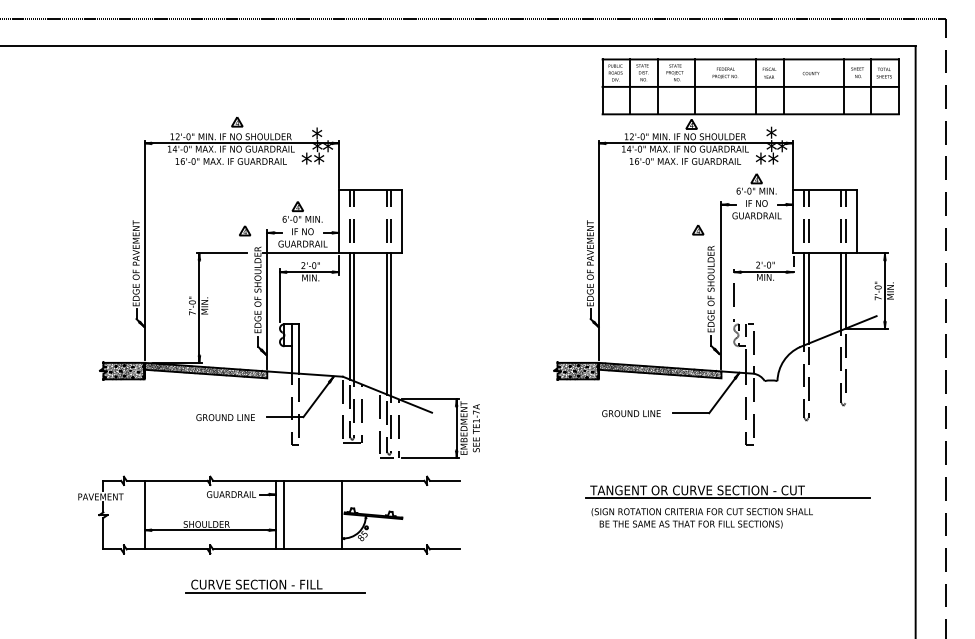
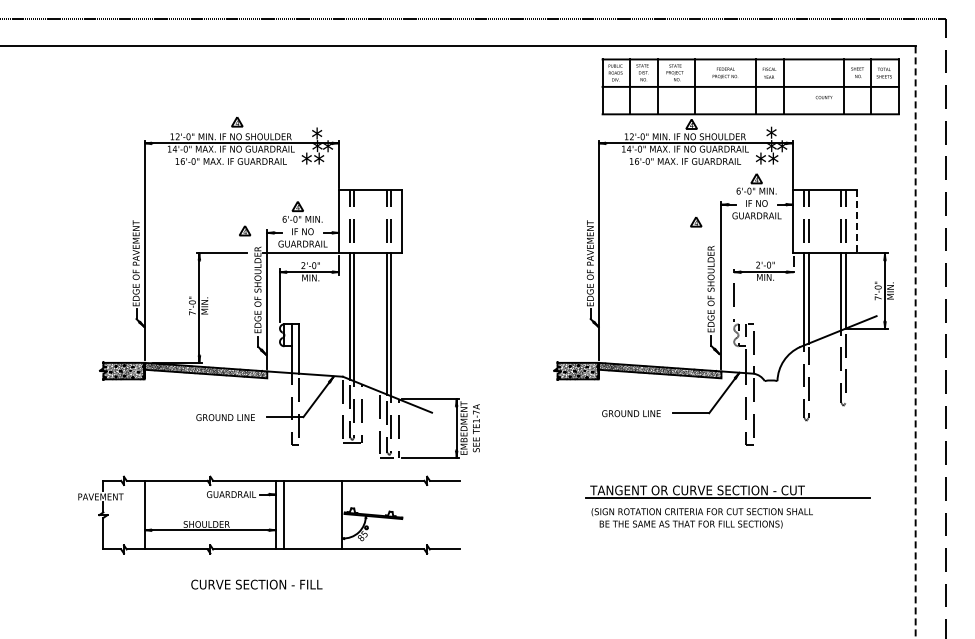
text position: (810, 73) -> (823, 97) (823, 97)
line: solid -> dashed (856, 221)
part position: (698, 229) -> (696, 221) (696, 221)
line: solid -> dashed (915, 342)
line: present -> none (275, 593)
